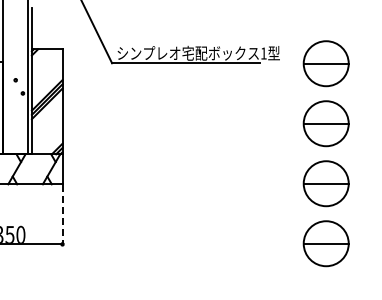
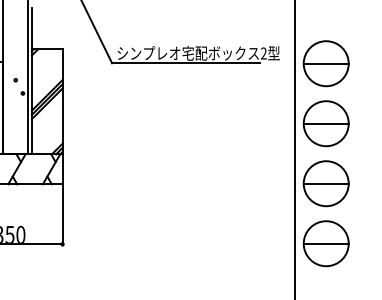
text: 1 -> 2 (263, 53)
line: none -> present (294, 149)
line: dashed -> solid (62, 215)
